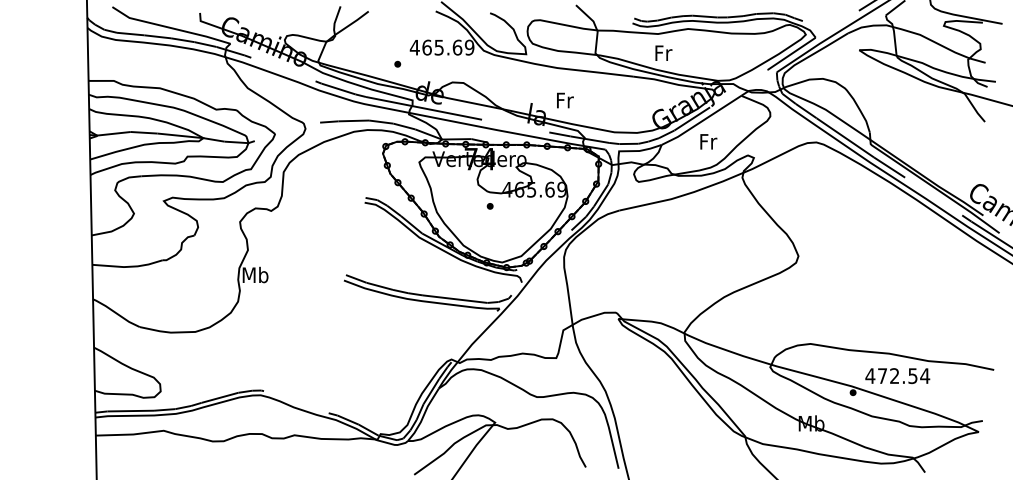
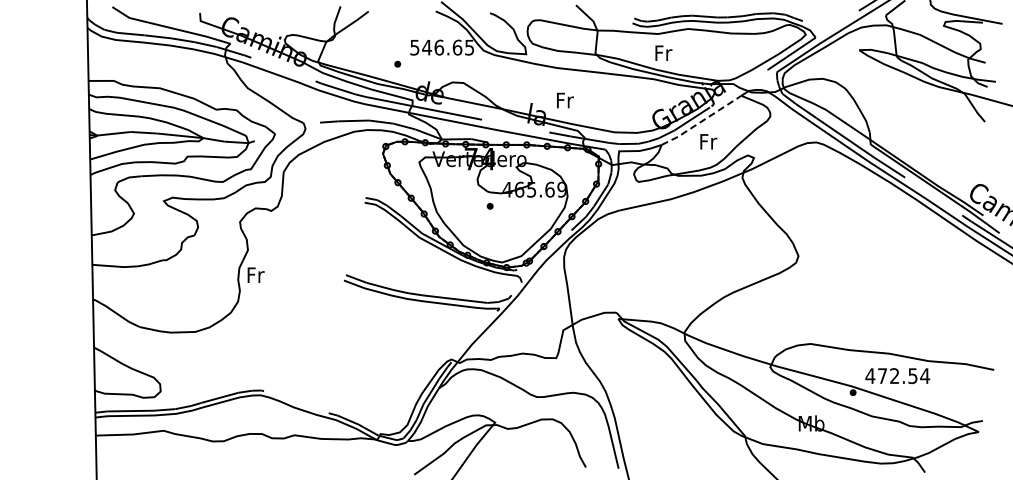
text: 465.69 -> 546.65 (441, 47)
line: solid -> dashed (701, 121)
text: Mb -> Fr (255, 274)
